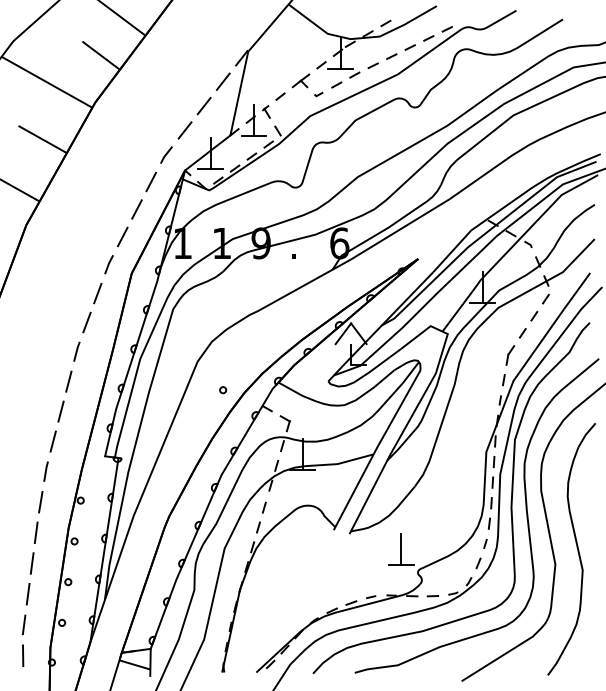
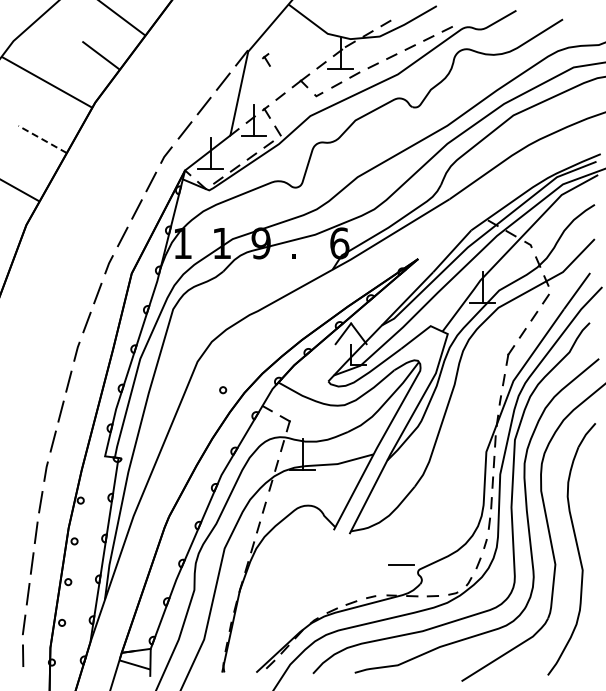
part: none -> present (266, 59)
line: solid -> dashed (42, 139)
line: present -> none (401, 548)
